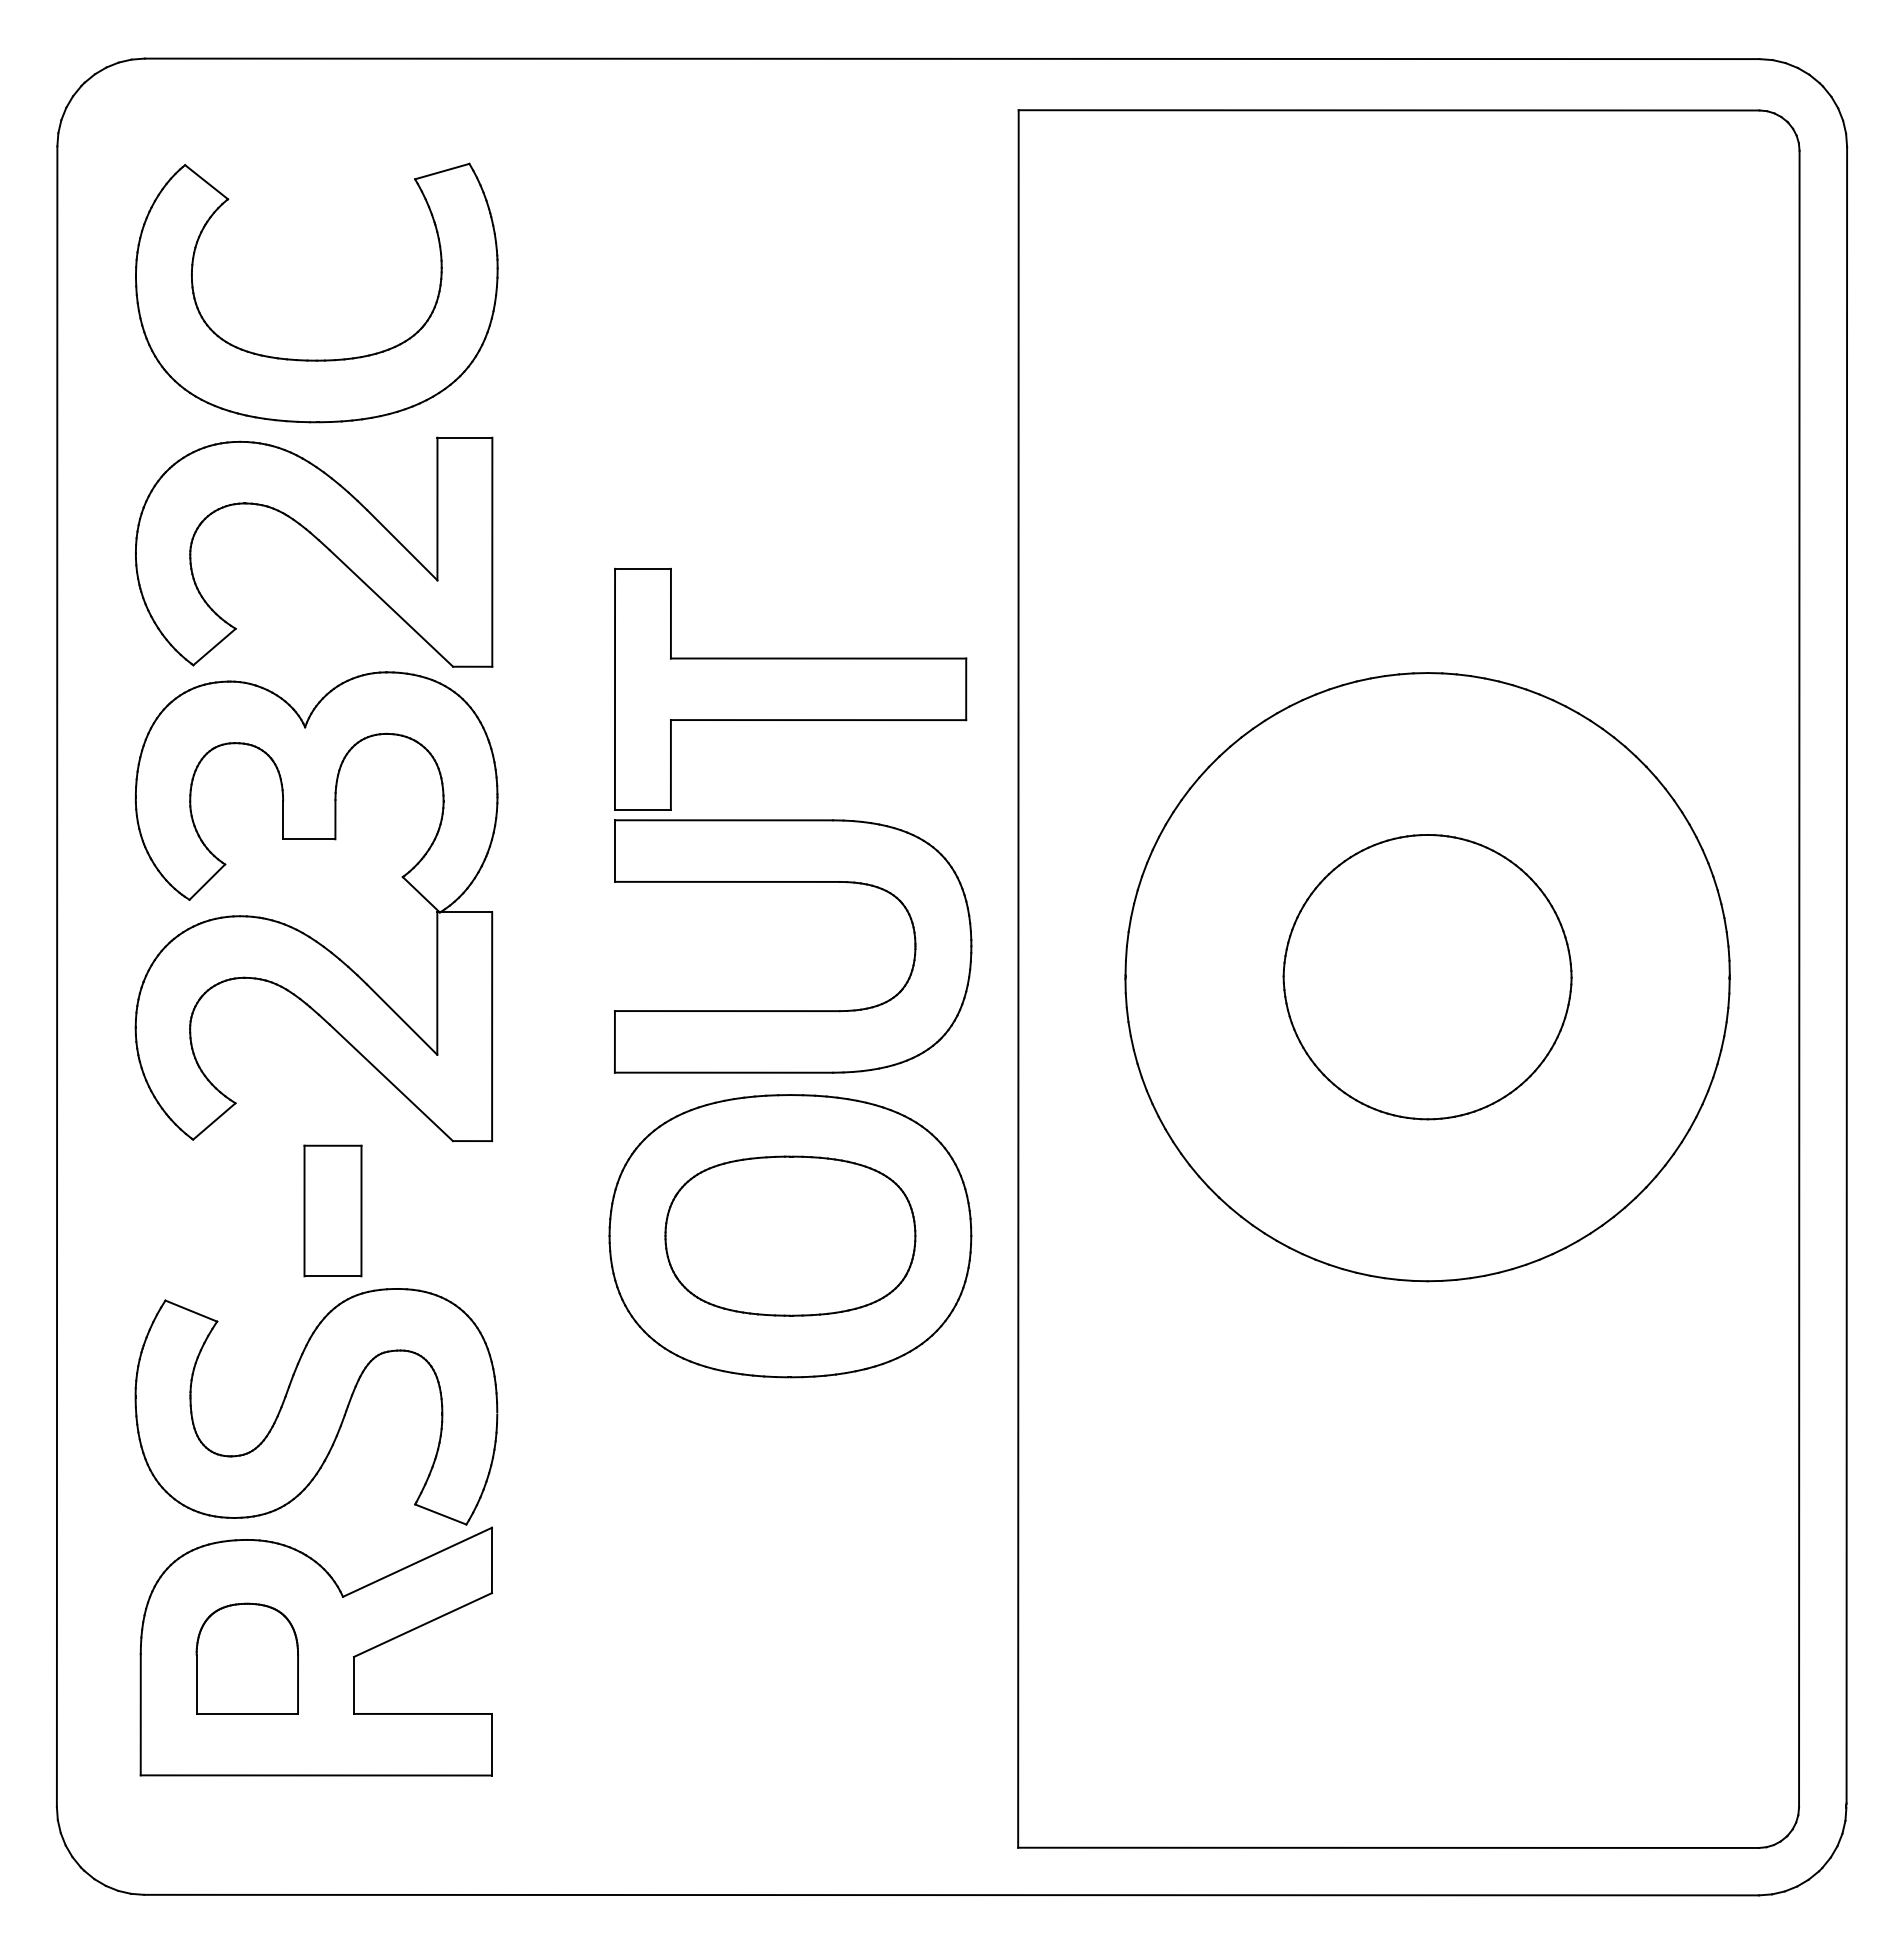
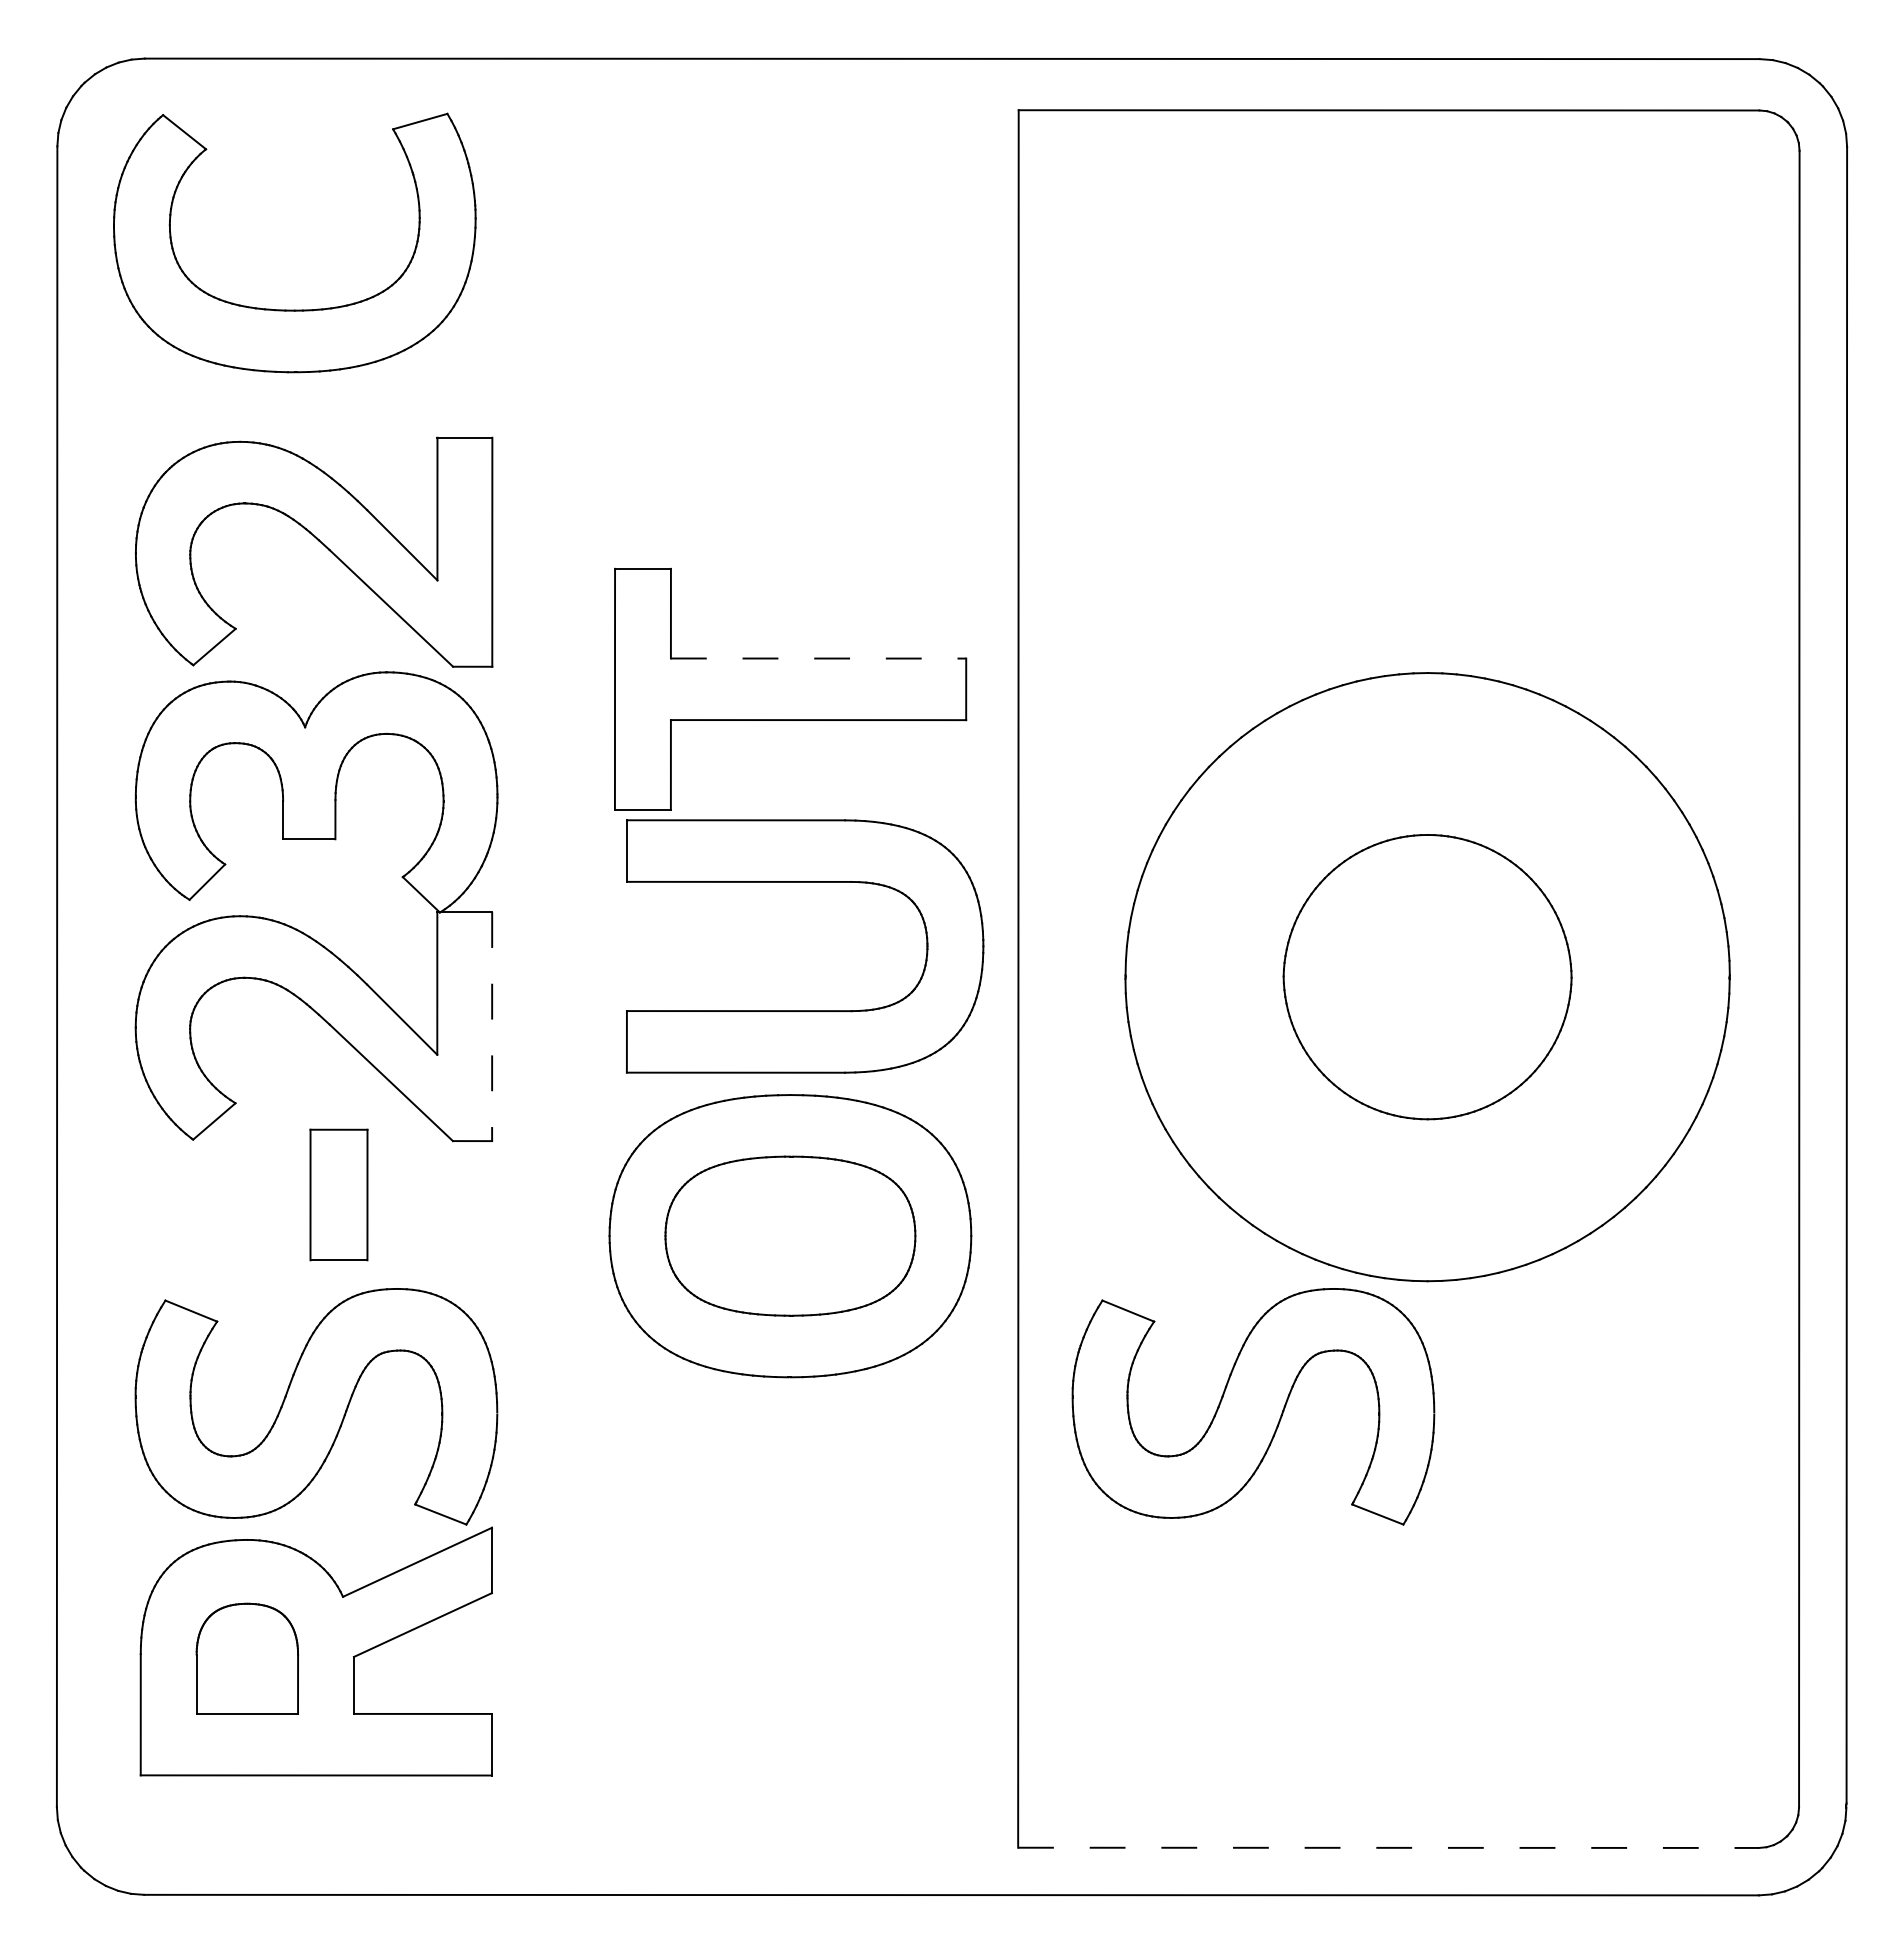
part position: (316, 359) -> (294, 309) (294, 309)
line: solid -> dashed (818, 658)
part position: (792, 882) -> (804, 882) (804, 882)
line: solid -> dashed (492, 1026)
part position: (332, 1210) -> (338, 1194) (338, 1194)
part: none -> present (1253, 1406)
line: solid -> dashed (1389, 1847)
